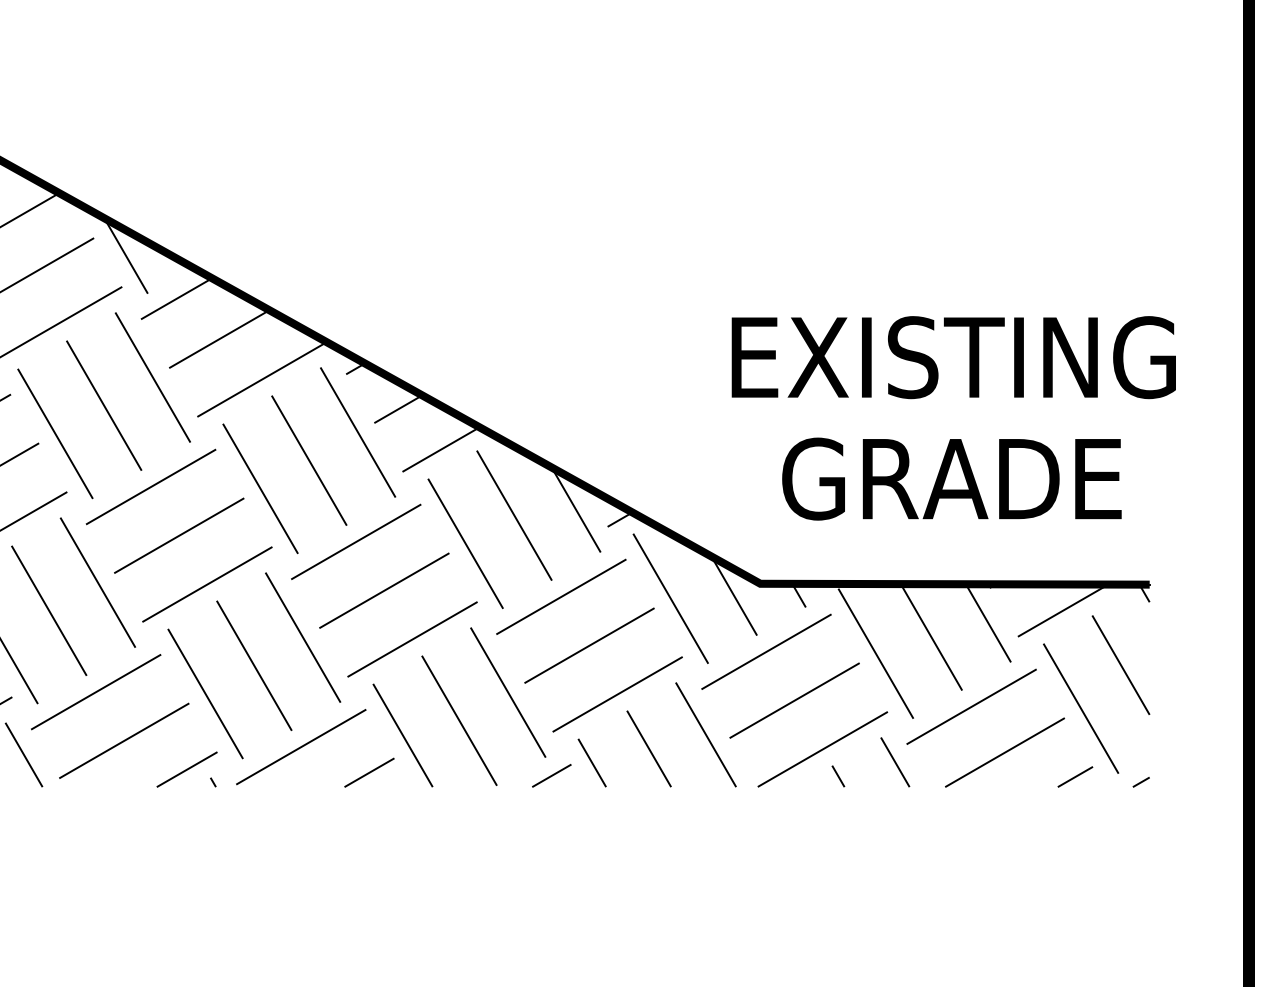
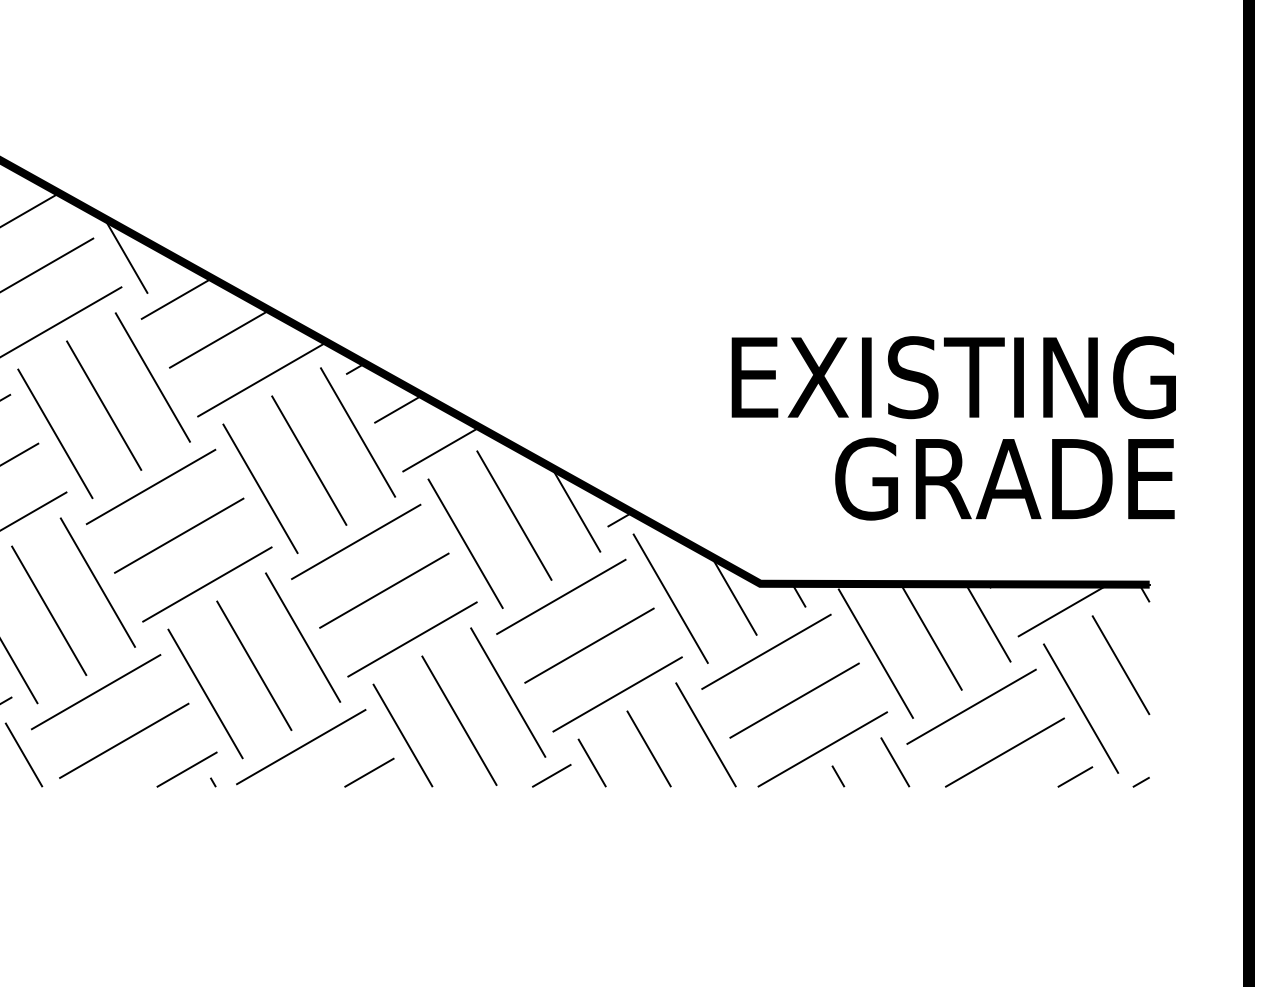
text position: (953, 357) -> (953, 377) (953, 377)
text position: (951, 478) -> (1004, 478) (1004, 478)
